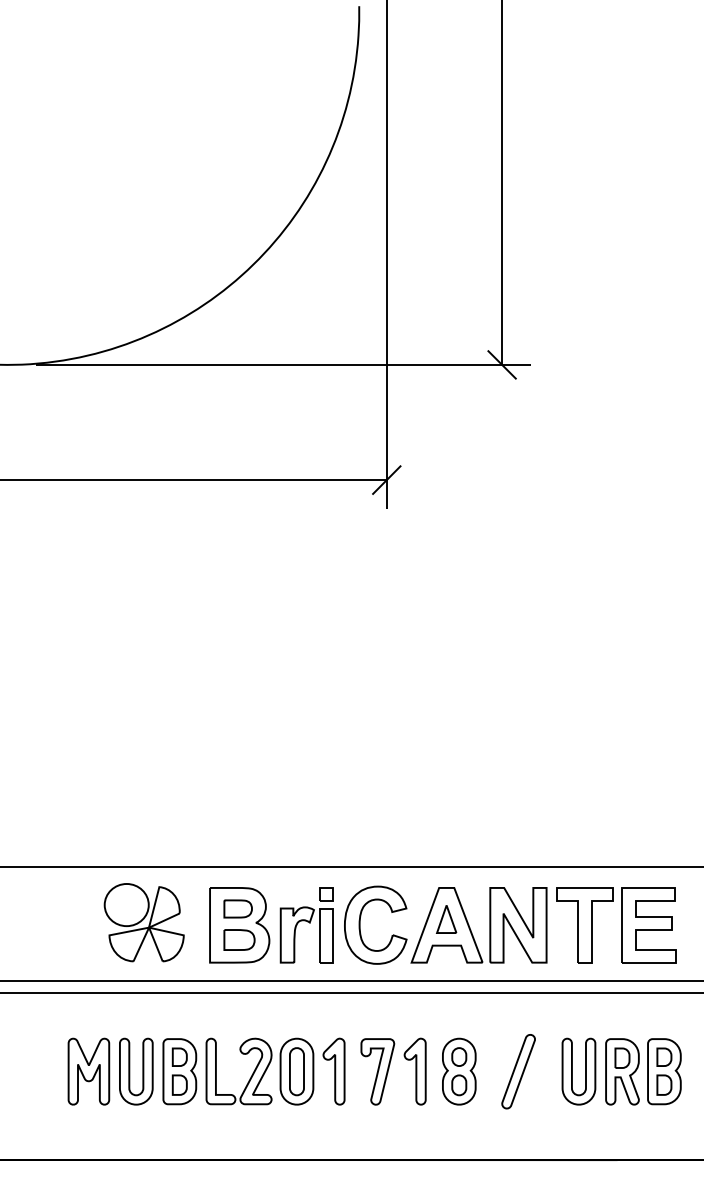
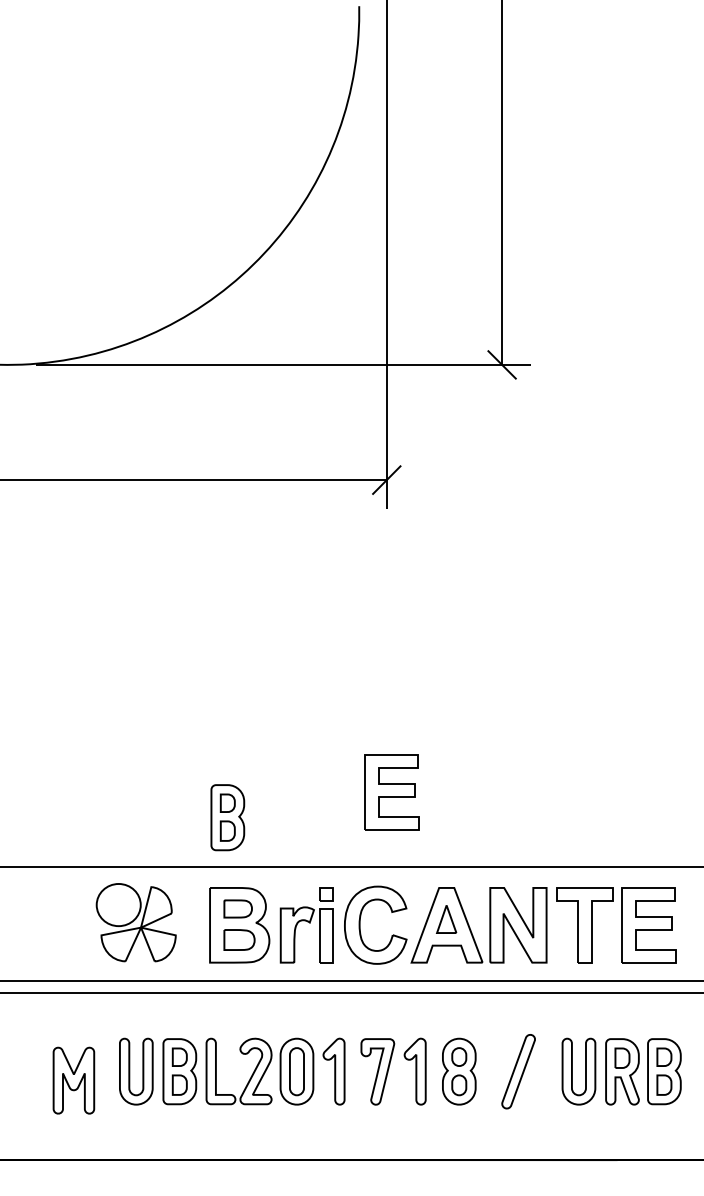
part: none -> present (391, 792)
part: none -> present (227, 817)
part position: (143, 922) -> (135, 922) (135, 922)
part position: (88, 1071) -> (73, 1080) (73, 1080)
